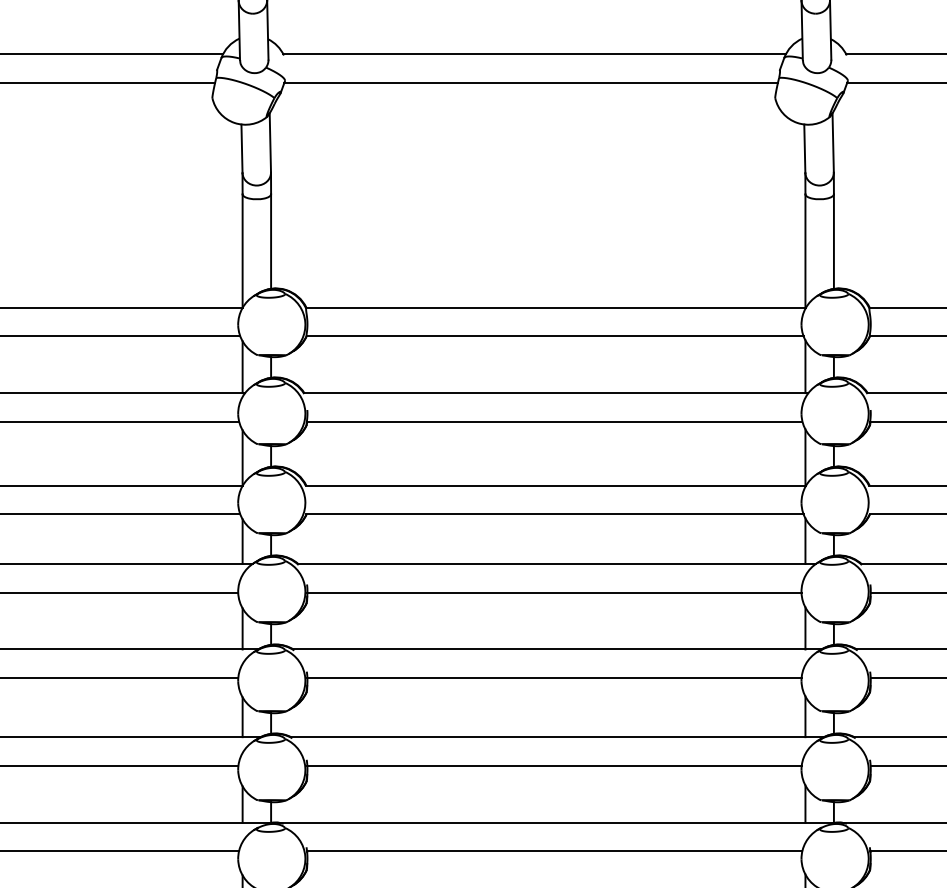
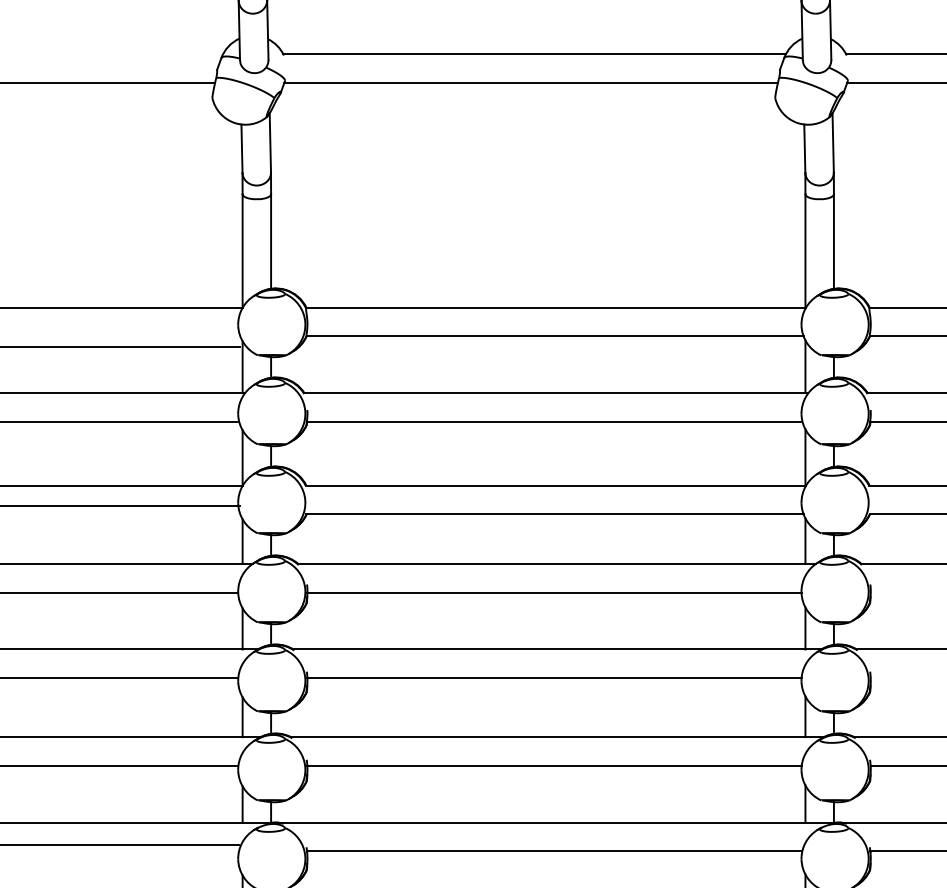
line: present -> none (112, 54)
line position: (121, 336) -> (121, 347) (121, 347)
line position: (121, 514) -> (121, 506) (121, 506)
line: present -> none (906, 592)
line: present -> none (906, 677)
line position: (120, 851) -> (120, 845) (120, 845)
